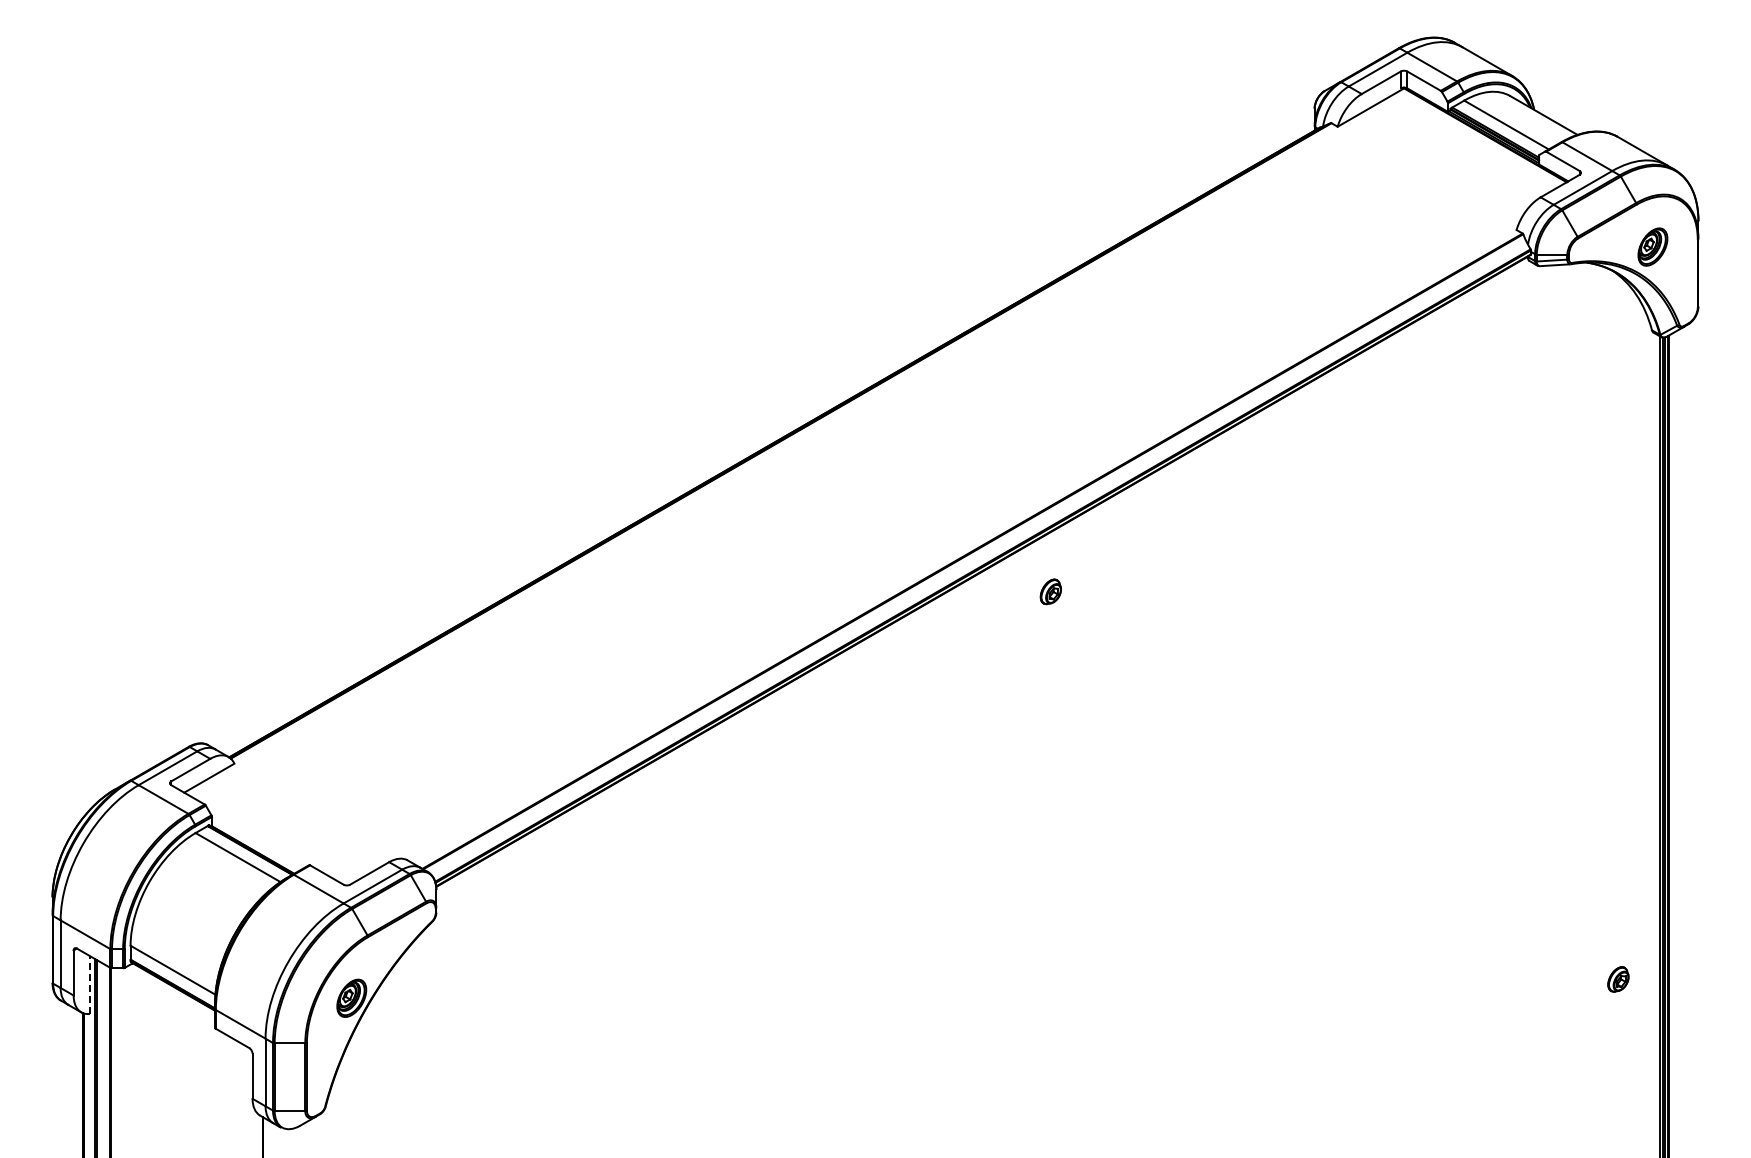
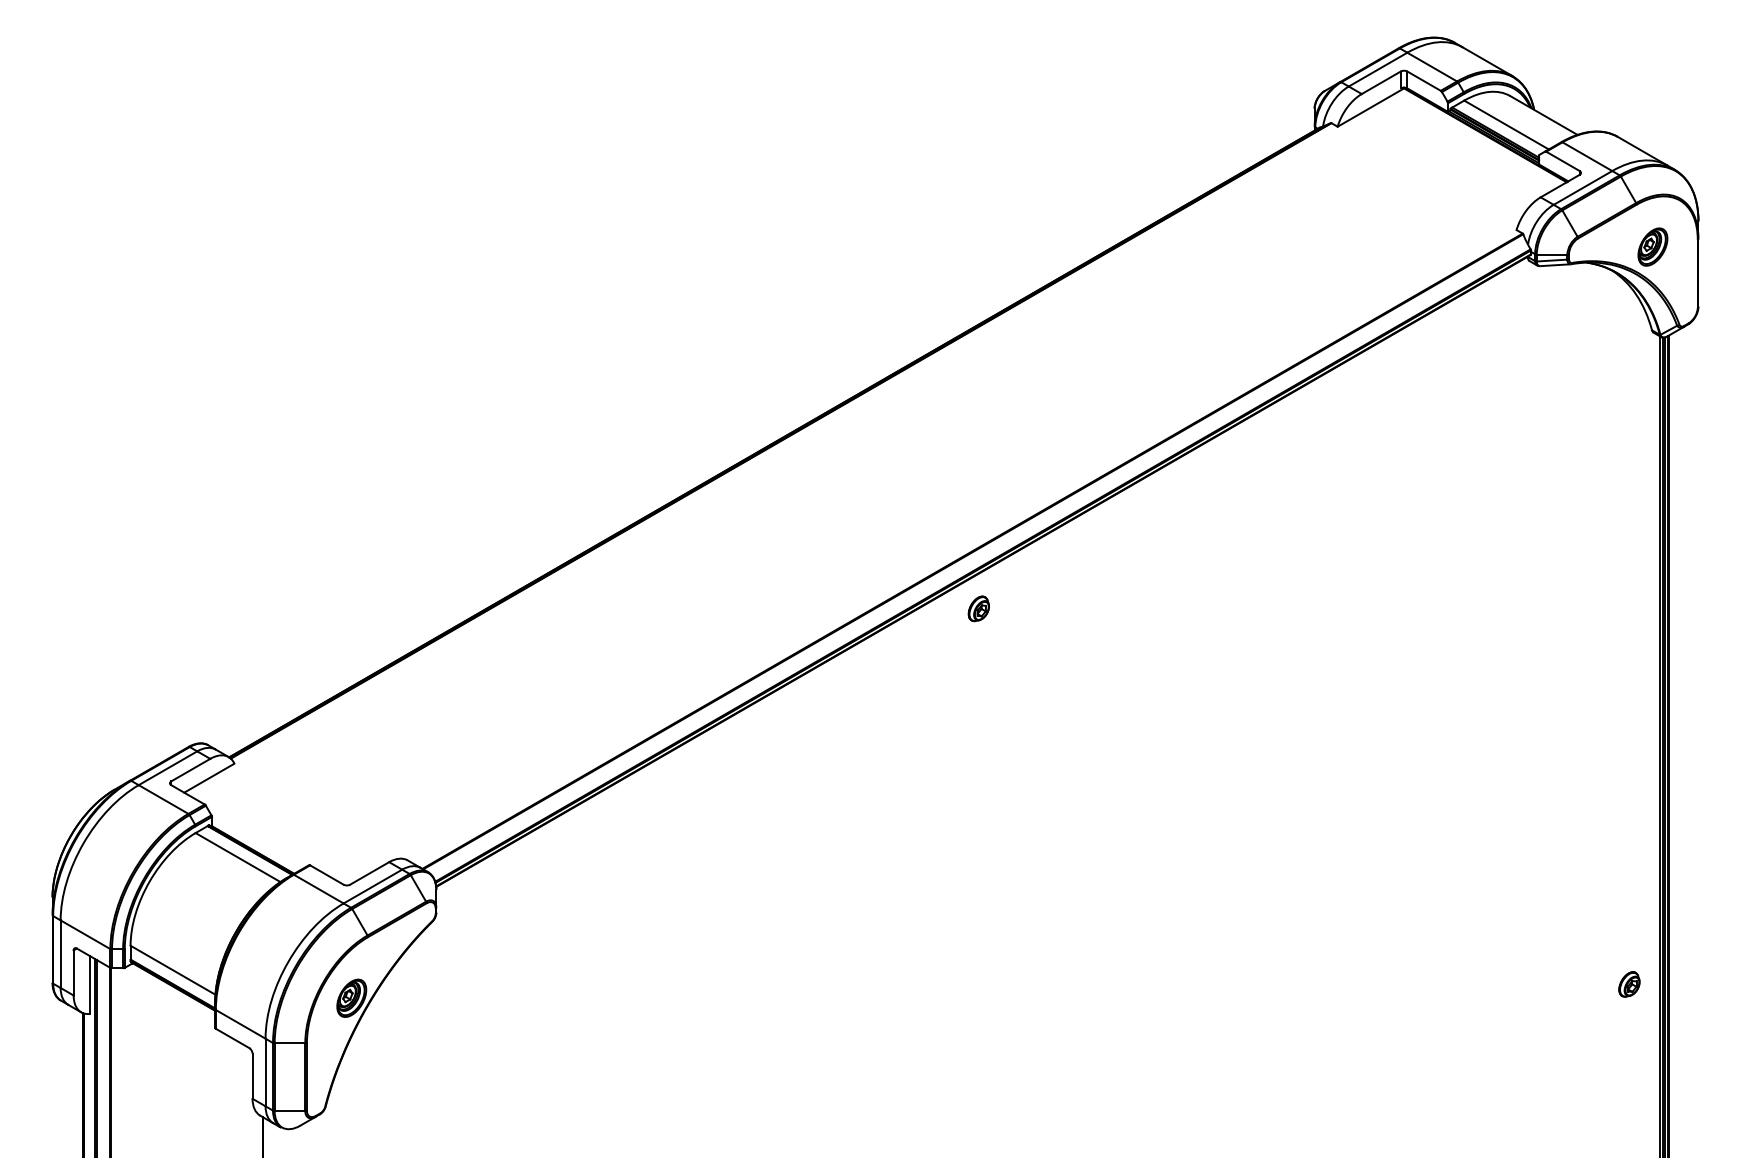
part position: (1050, 591) -> (978, 608) (978, 608)
part position: (1618, 979) -> (1629, 984) (1629, 984)
line: dashed -> solid (89, 985)
